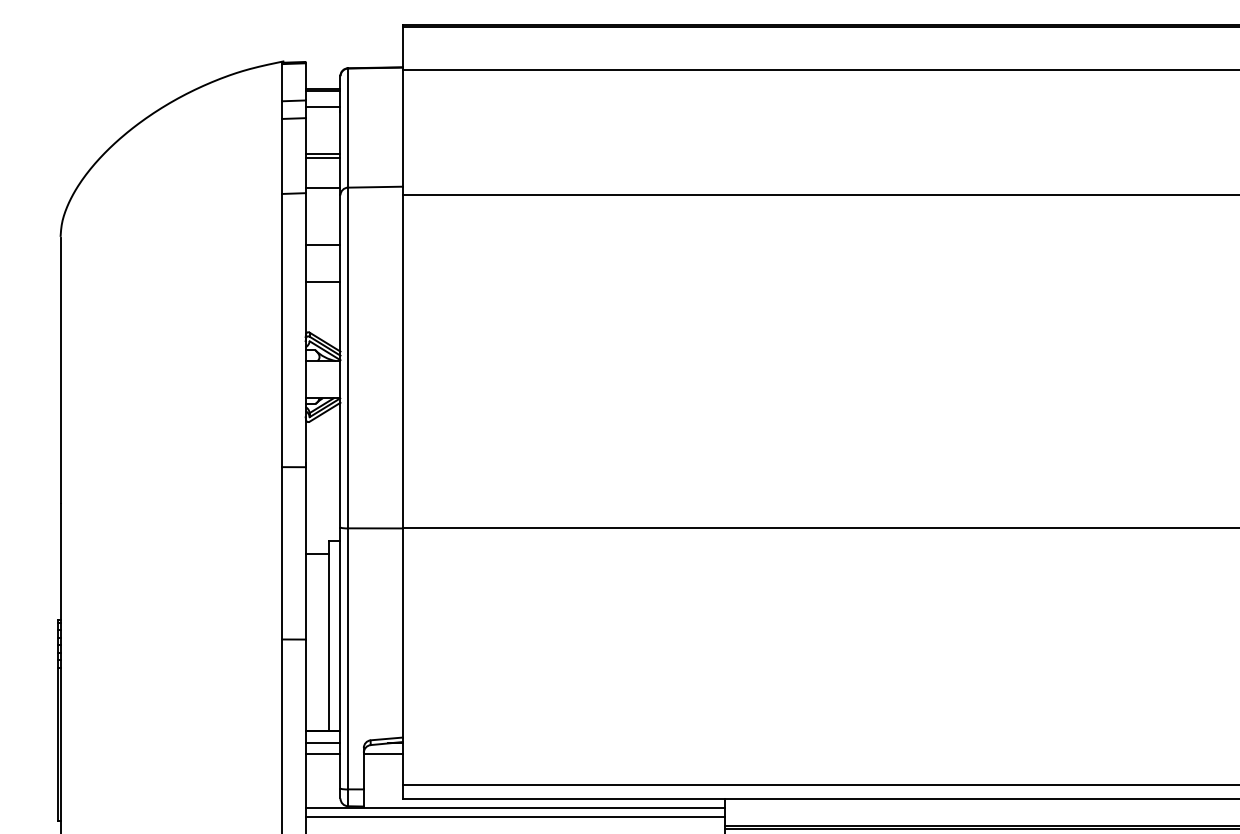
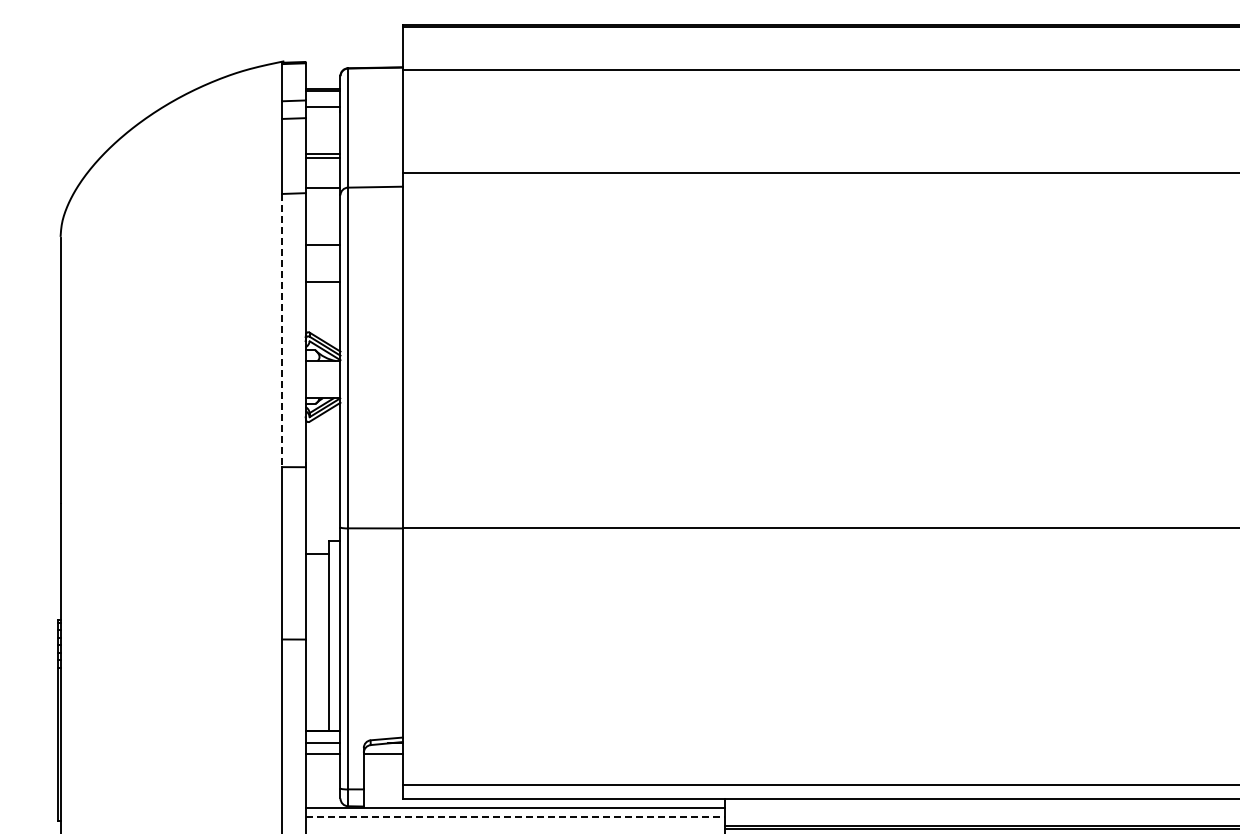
line position: (819, 194) -> (819, 172) (819, 172)
line: solid -> dashed (282, 330)
line: solid -> dashed (515, 817)
